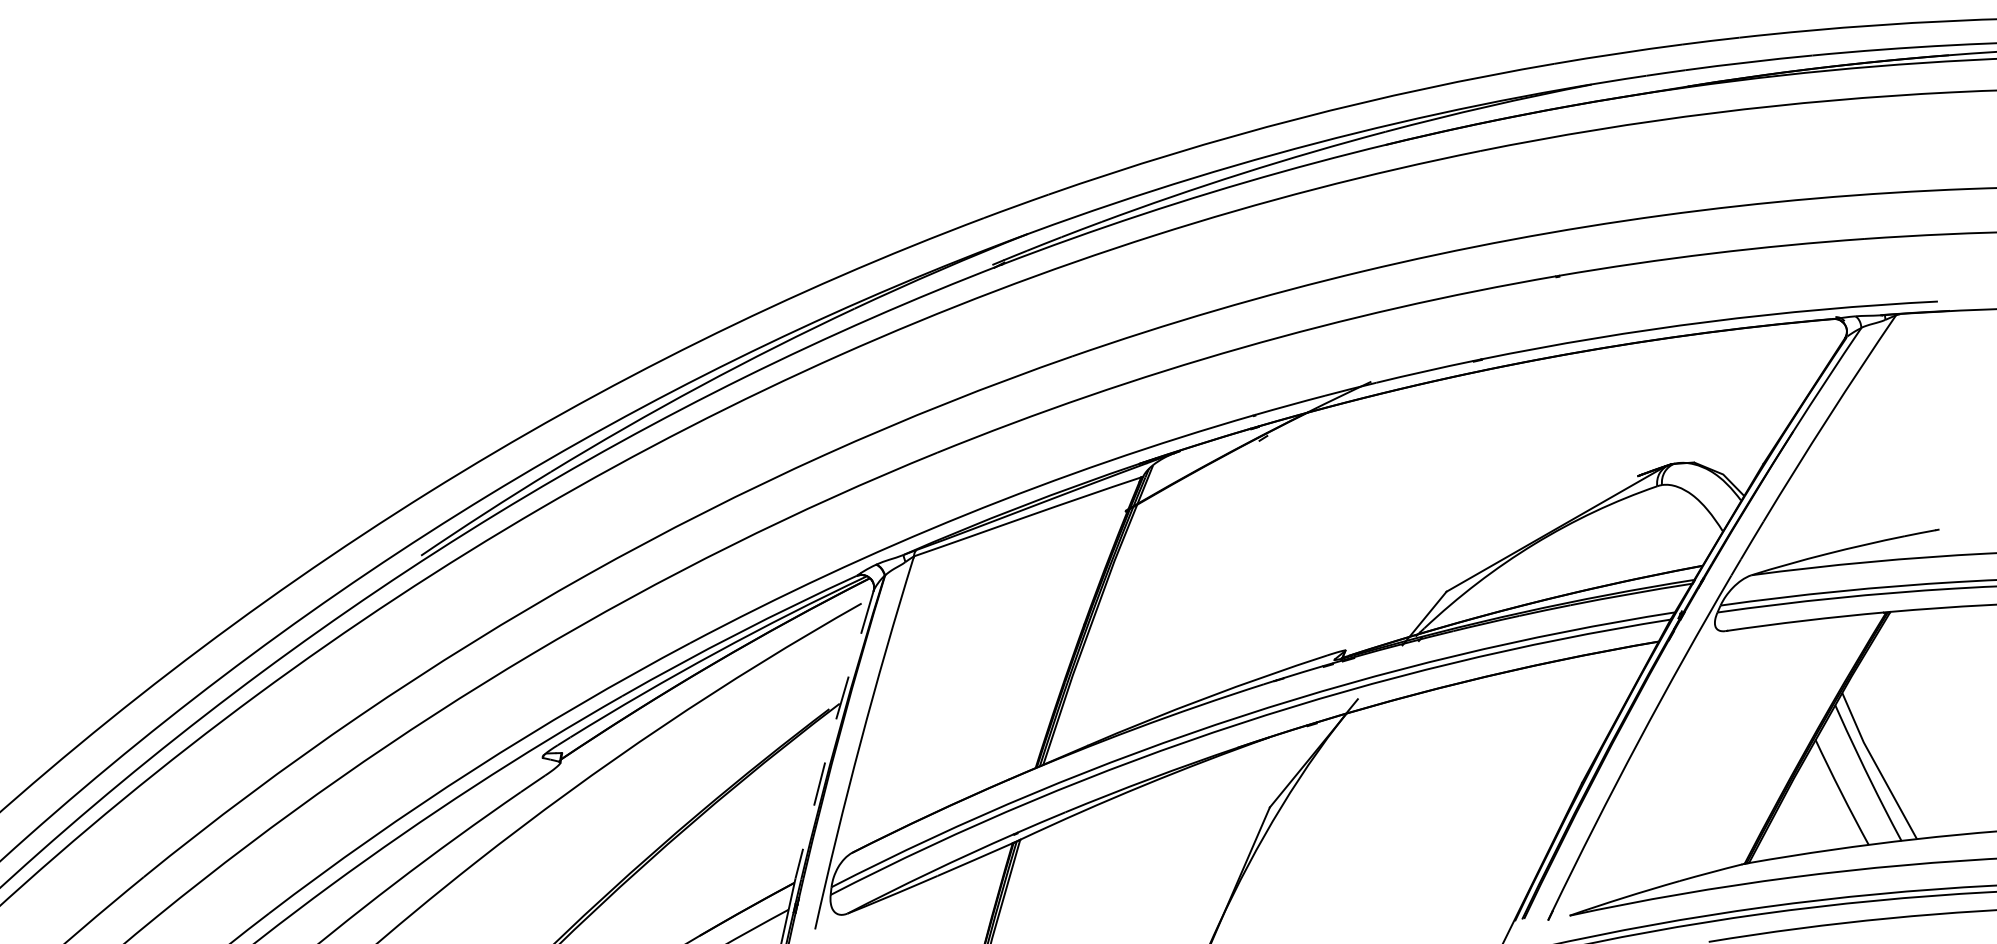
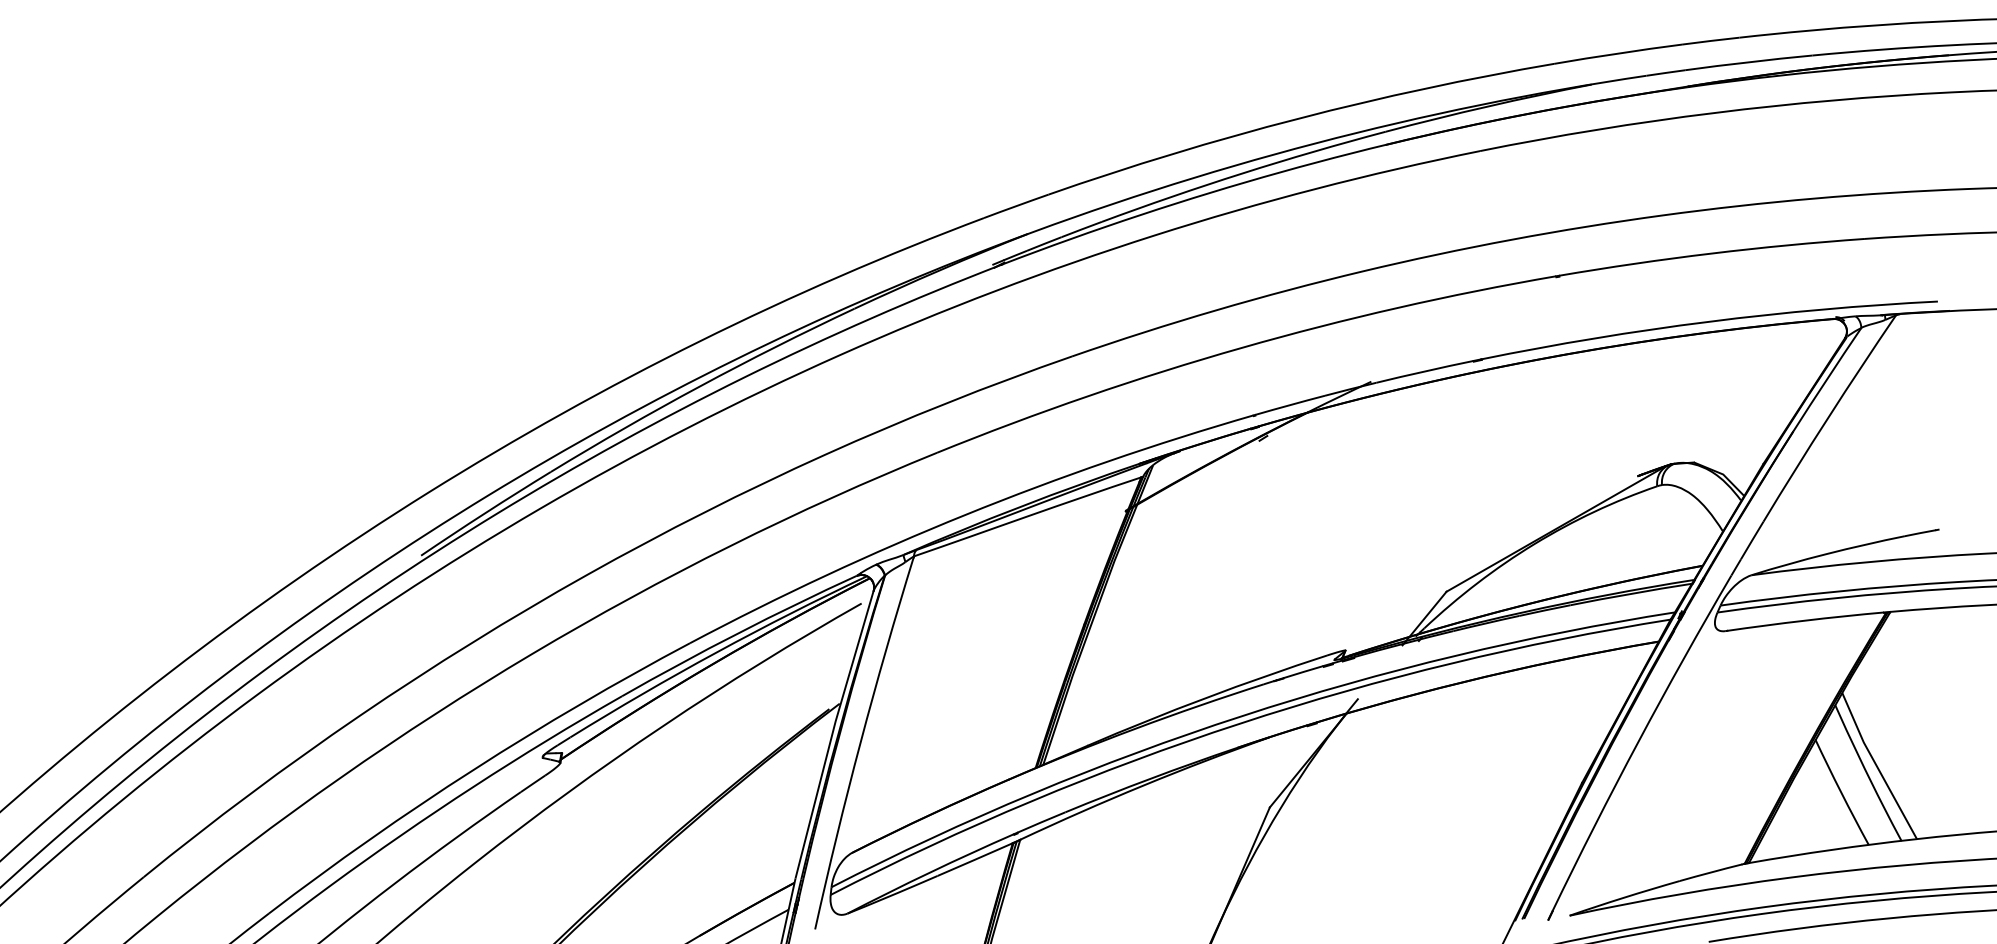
line: dashed -> solid (832, 733)
